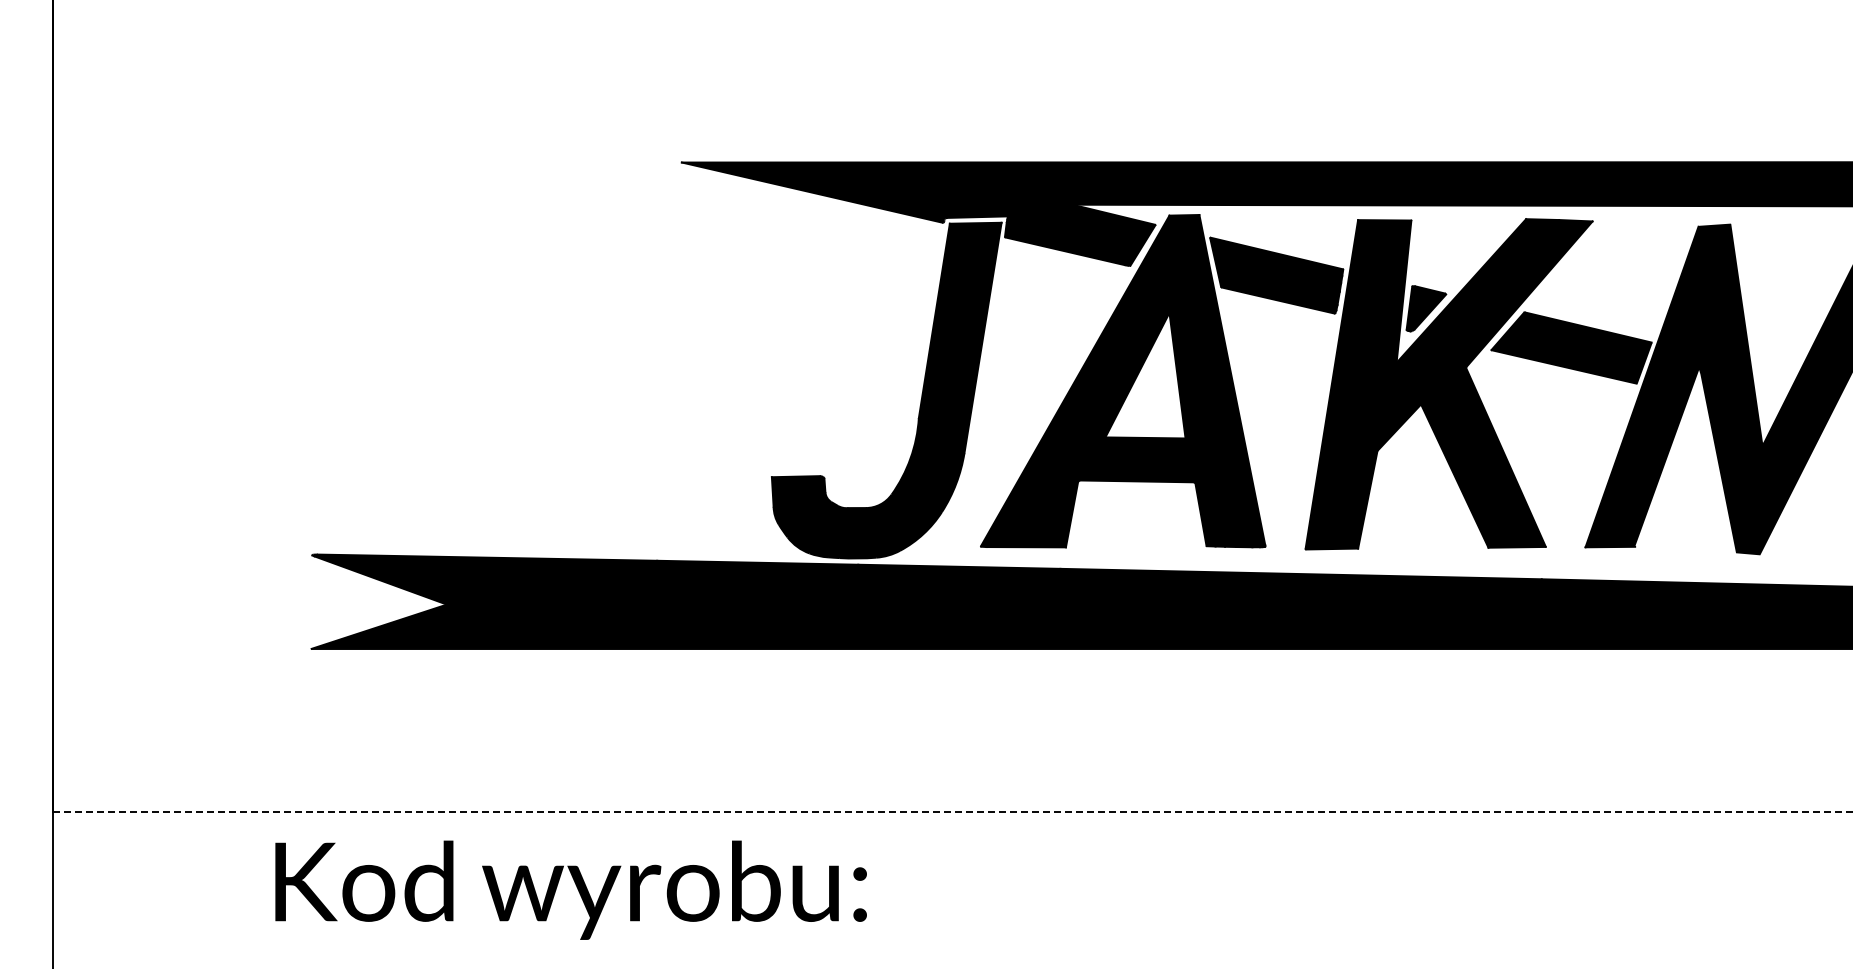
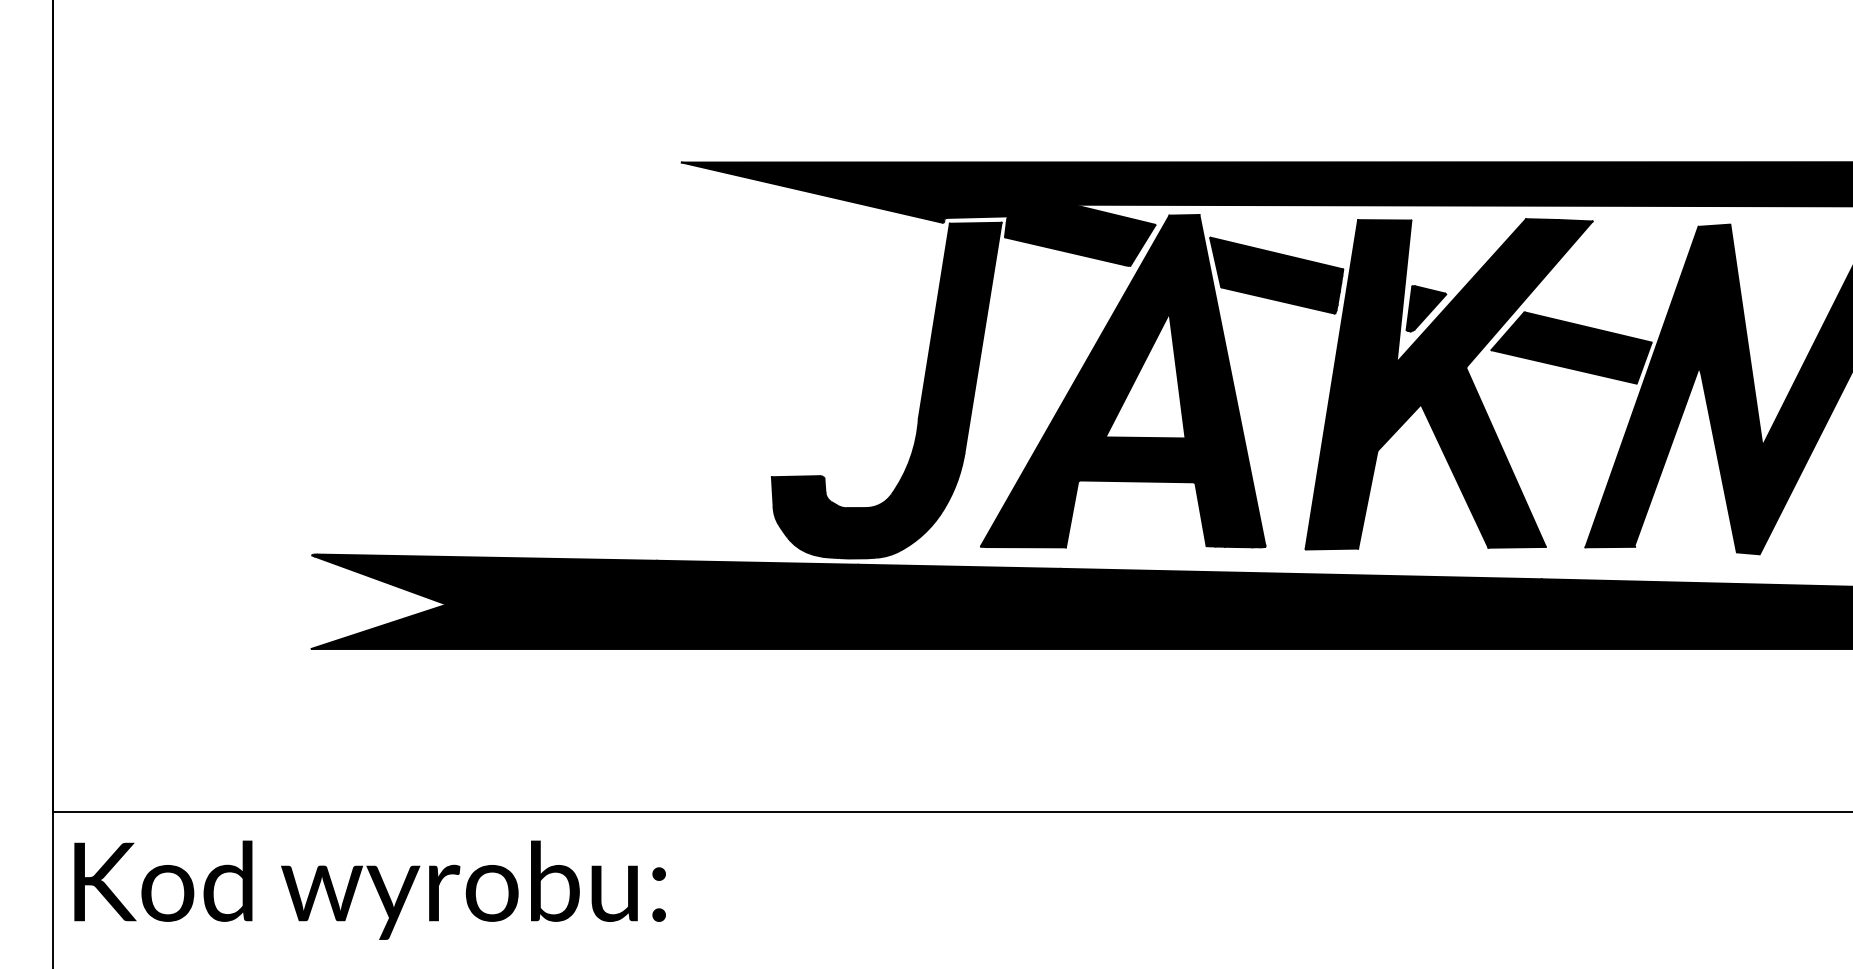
line: dashed -> solid (953, 811)
text position: (570, 889) -> (369, 889) (369, 889)
